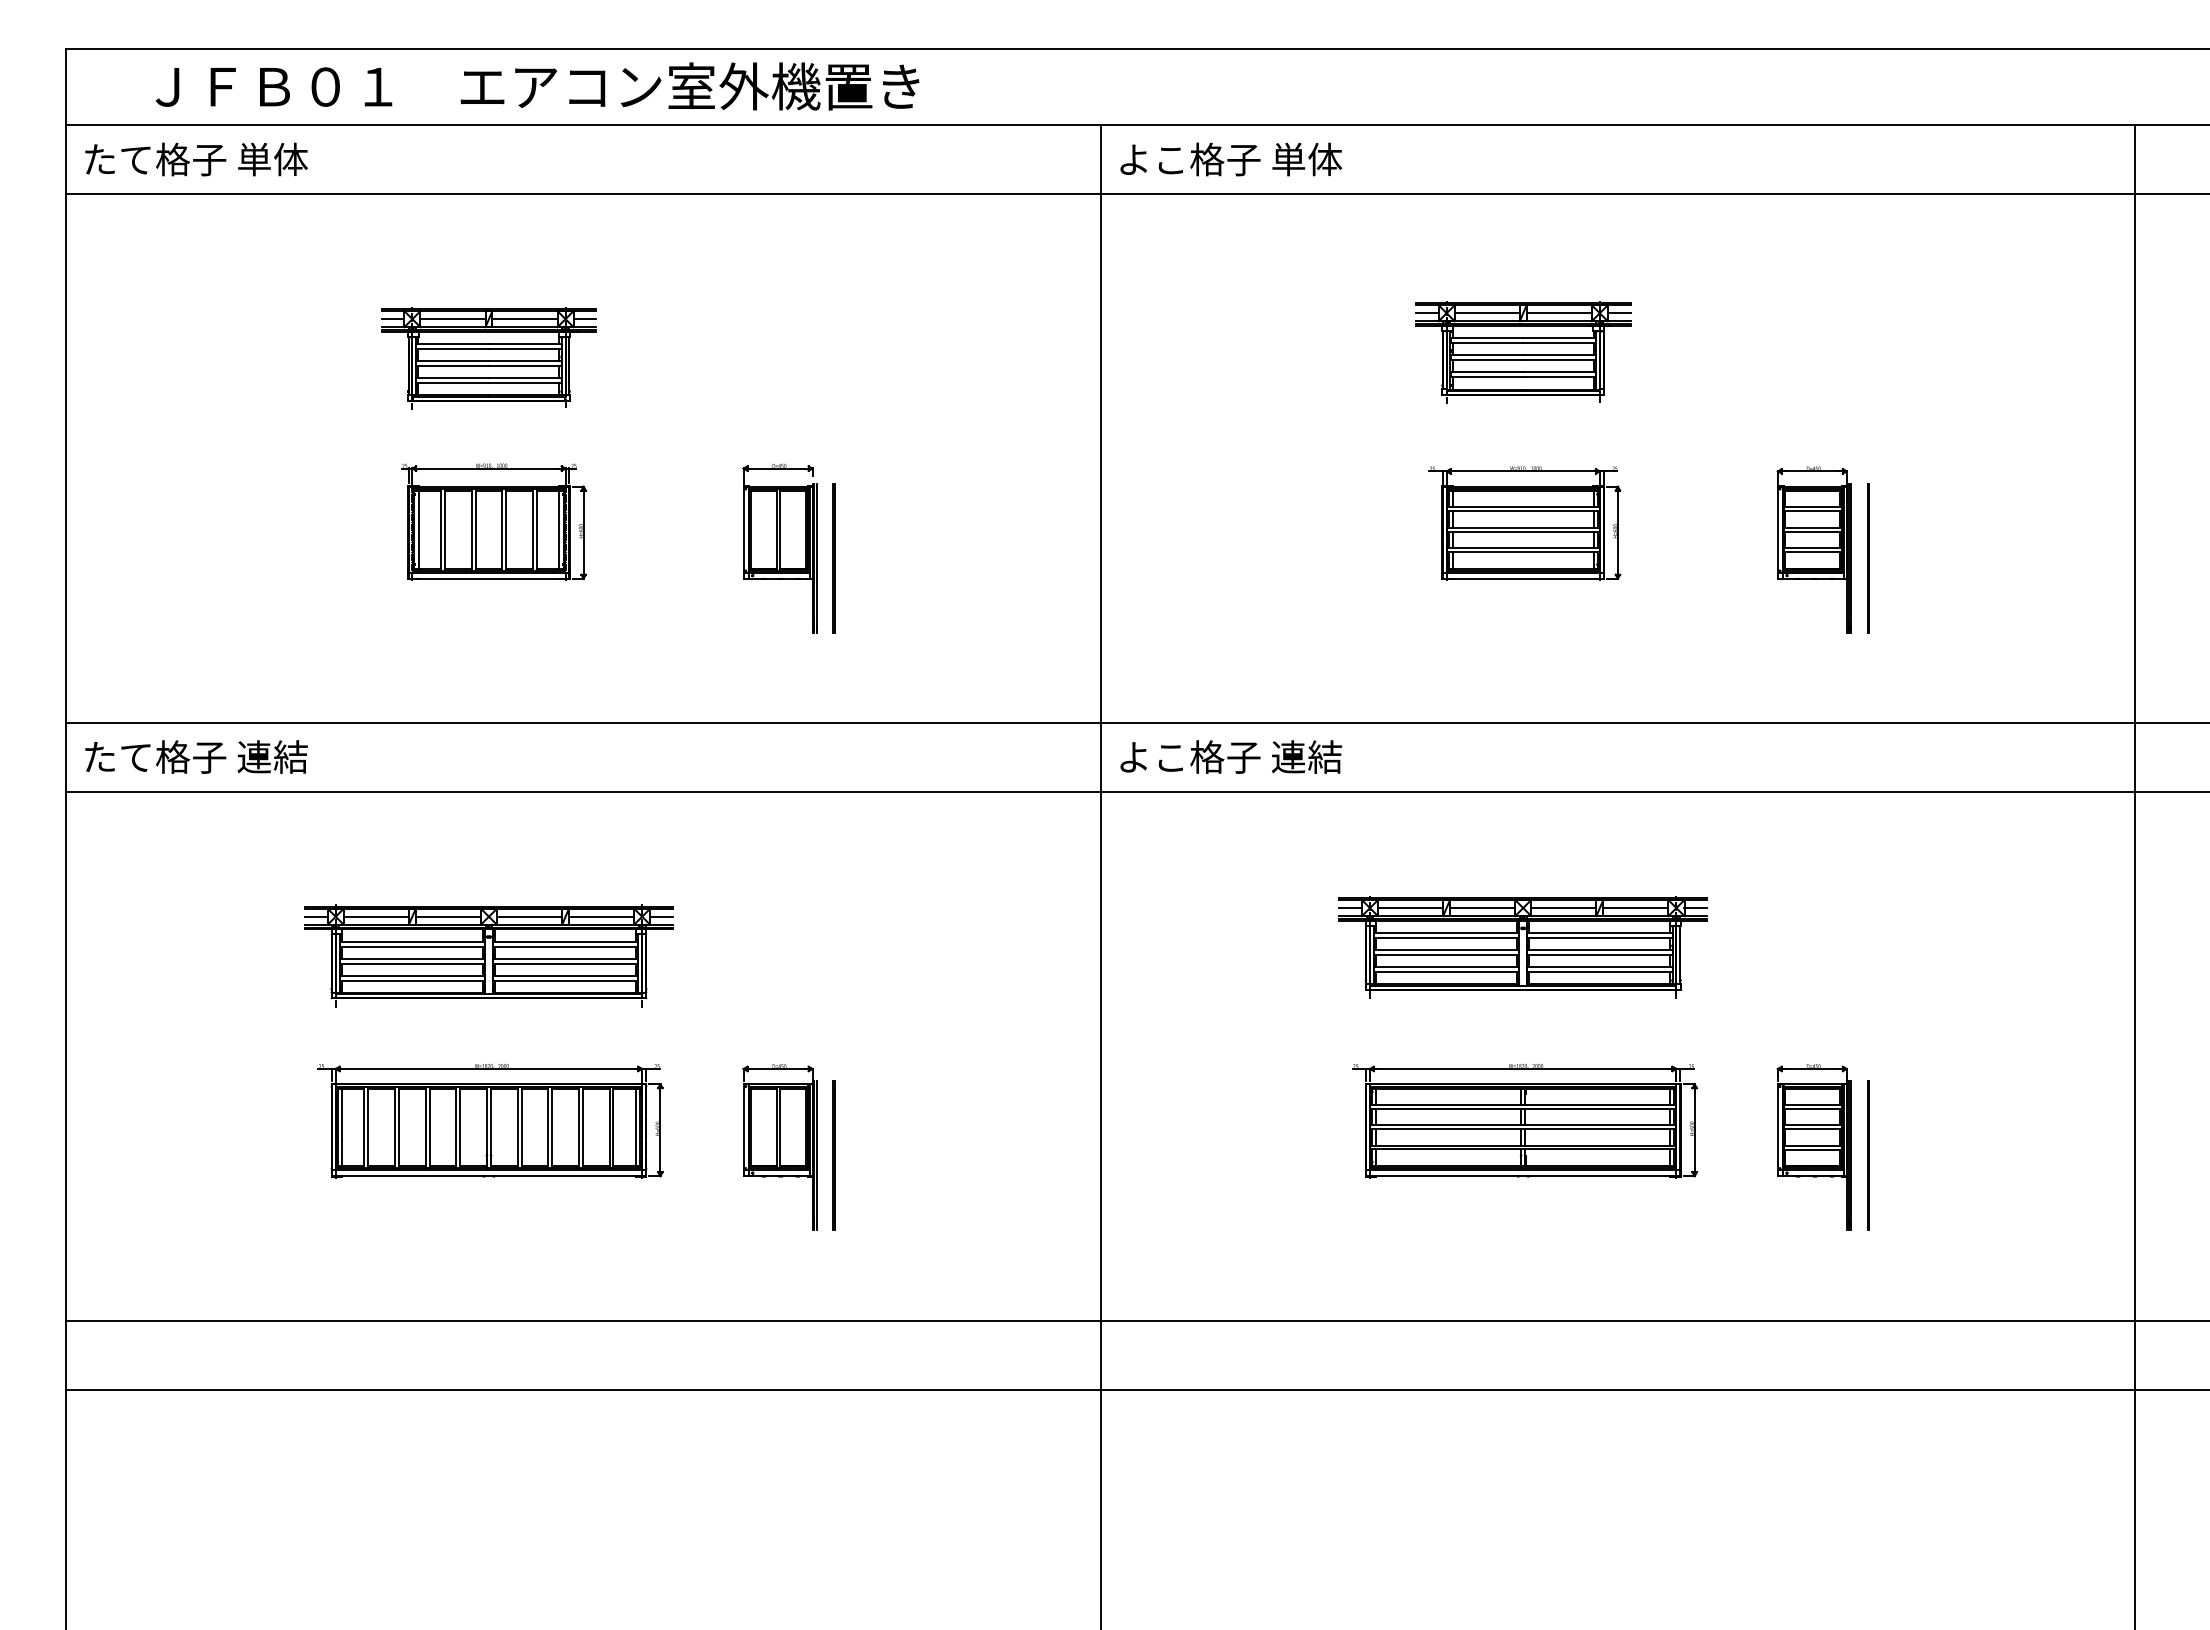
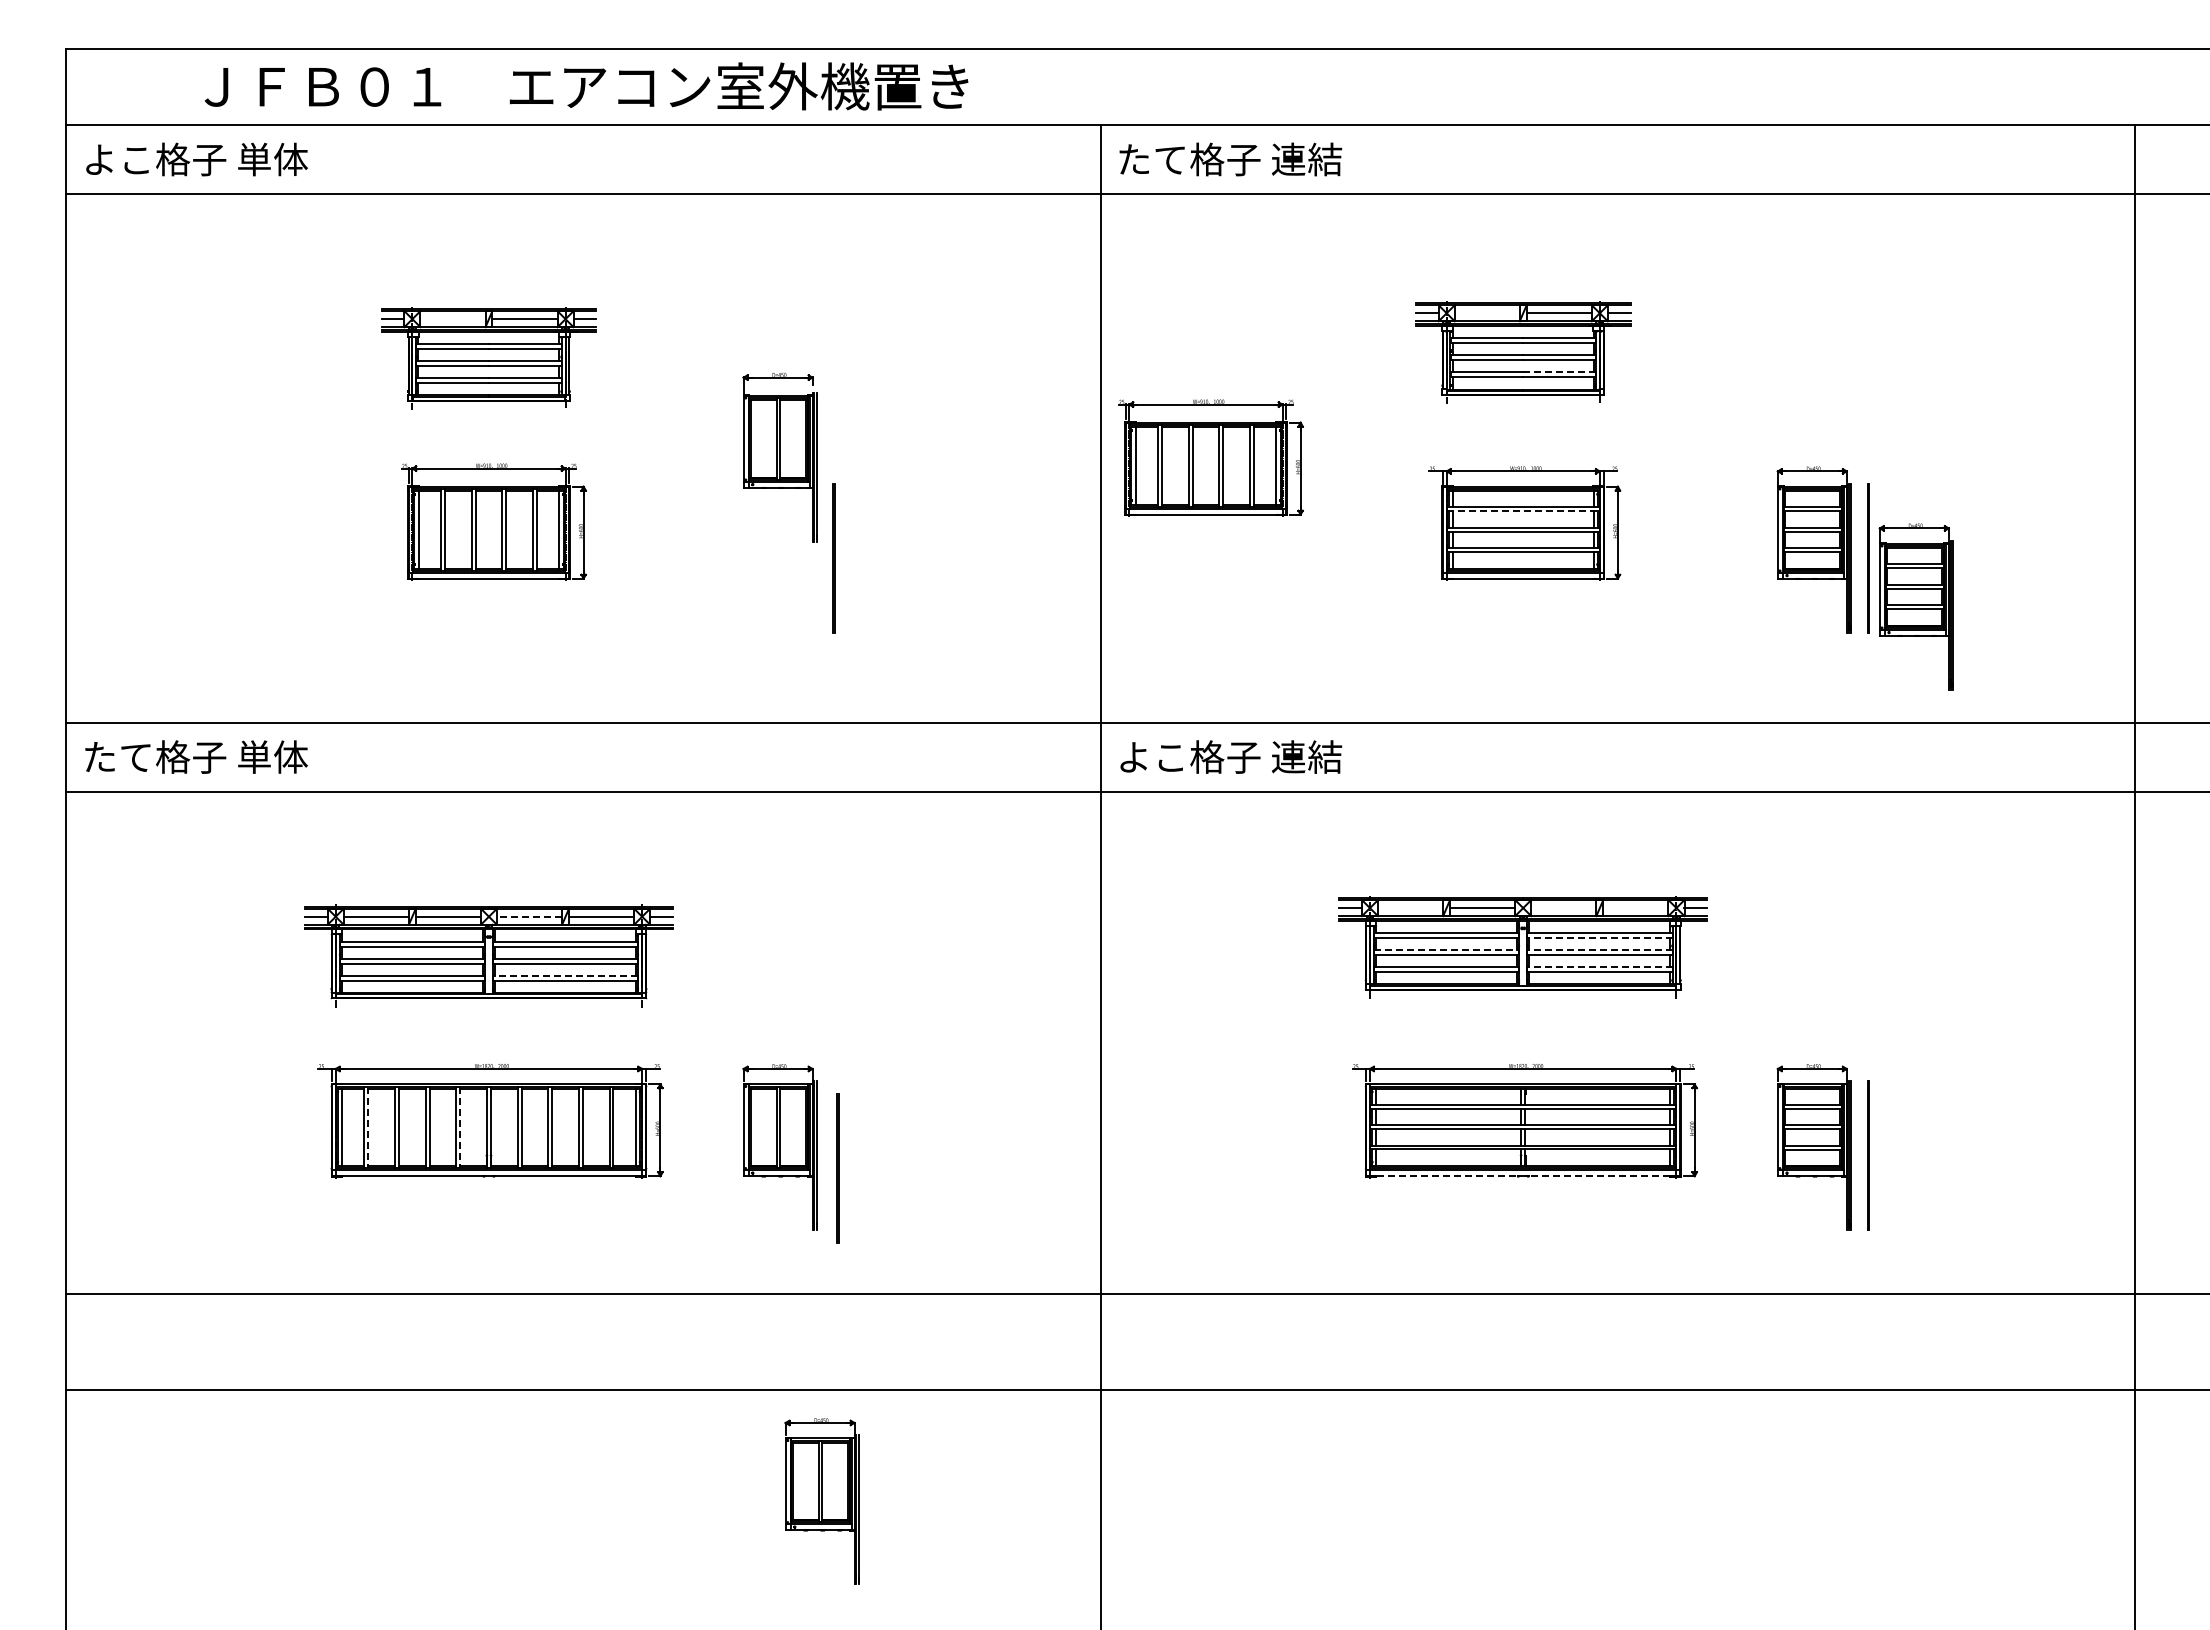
text position: (537, 86) -> (586, 86) (586, 86)
text: たて格子 単体 -> よこ格子 単体 (117, 159)
text: よこ格子 単体 -> たて格子 連結 (1230, 159)
line: present -> none (1486, 313)
line: present -> none (452, 319)
line: solid -> dashed (1559, 372)
part: none -> present (1210, 457)
line: solid -> dashed (1523, 511)
part position: (779, 548) -> (779, 457) (779, 457)
part: none -> present (1915, 606)
text: たて格子 連結 -> たて格子 単体 (272, 756)
line: present -> none (1410, 908)
line: present -> none (1563, 908)
line: present -> none (1635, 908)
line: solid -> dashed (529, 916)
line: solid -> dashed (1599, 938)
line: solid -> dashed (1446, 949)
line: solid -> dashed (1599, 949)
line: solid -> dashed (1599, 966)
line: solid -> dashed (565, 975)
line: solid -> dashed (368, 1127)
line: solid -> dashed (460, 1127)
line position: (833, 1155) -> (837, 1168) (837, 1168)
line: solid -> dashed (1523, 1176)
line position: (1136, 1320) -> (1136, 1293) (1136, 1293)
part: none -> present (821, 1501)
